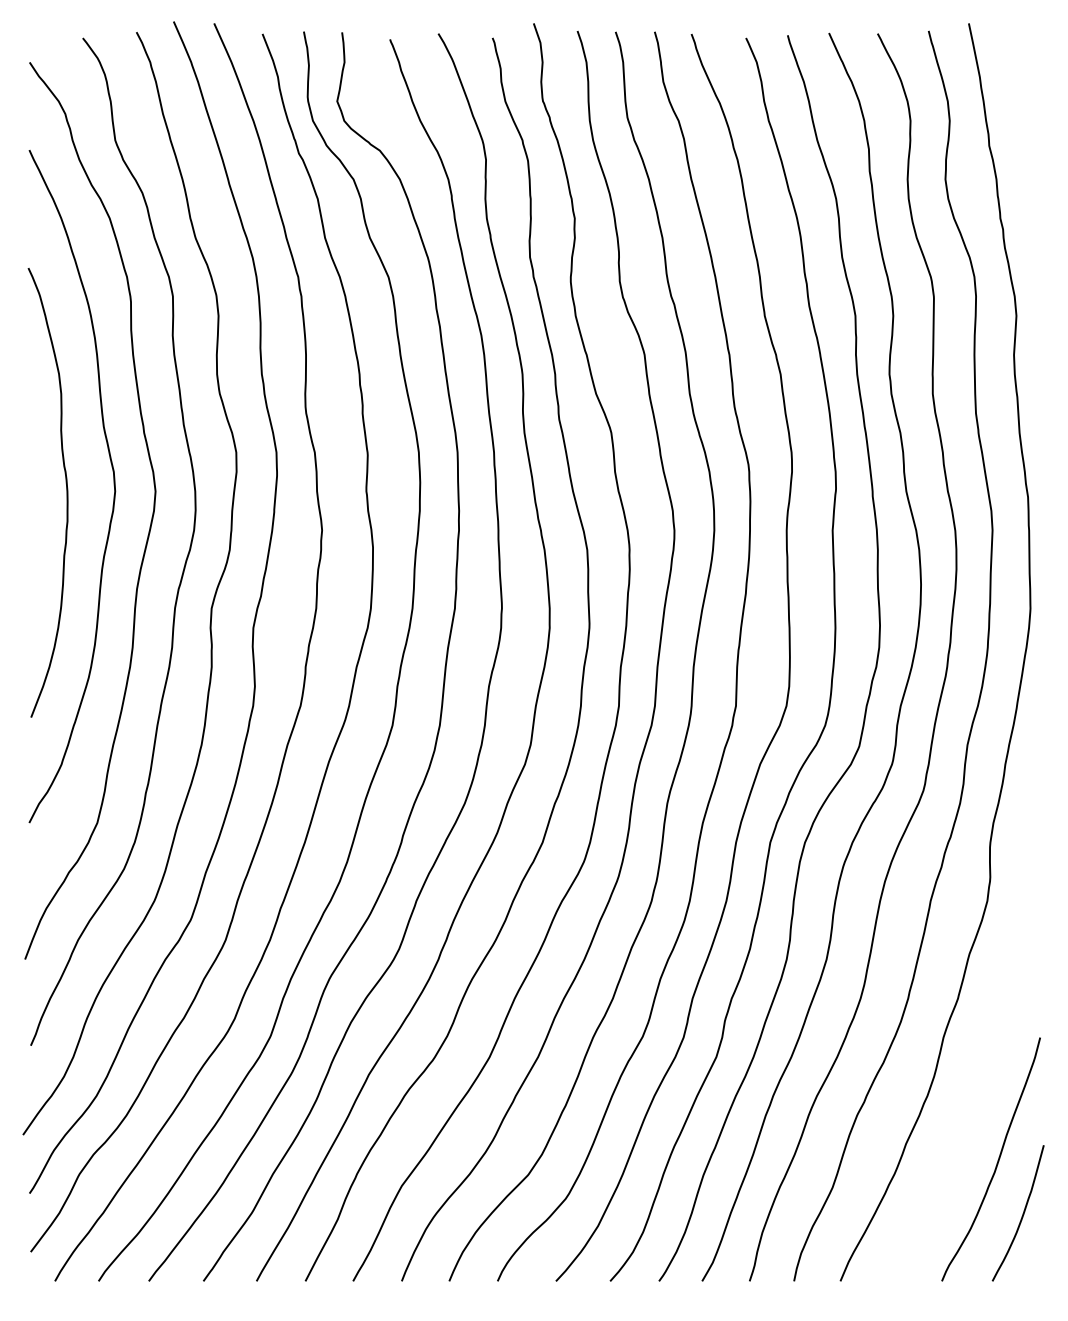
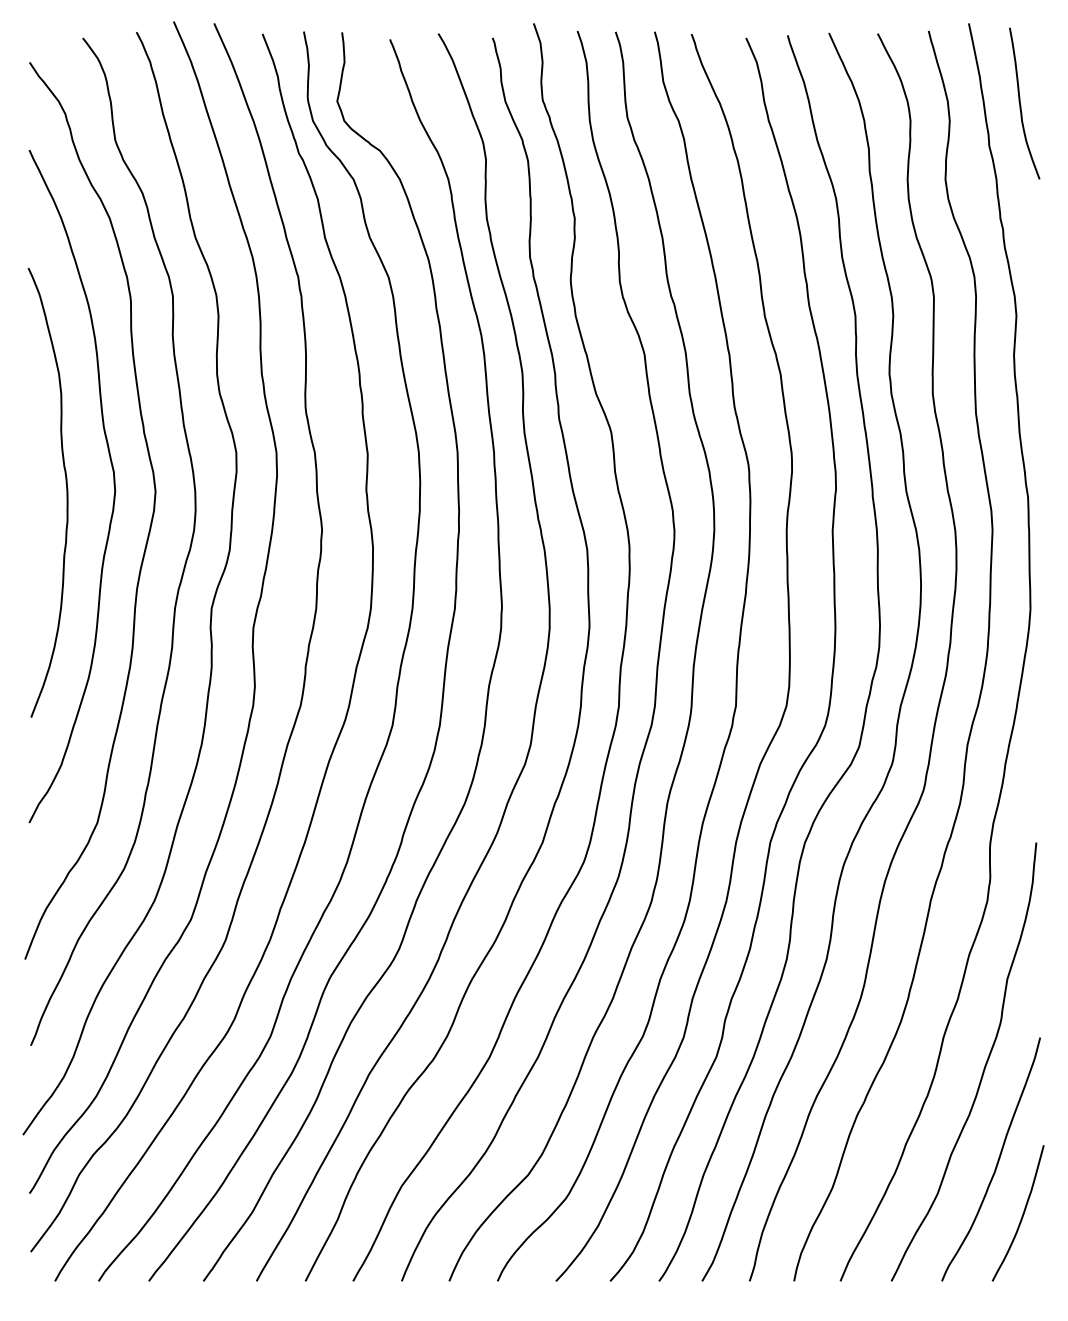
curve: none -> present (1021, 105)
curve: none -> present (983, 1068)
